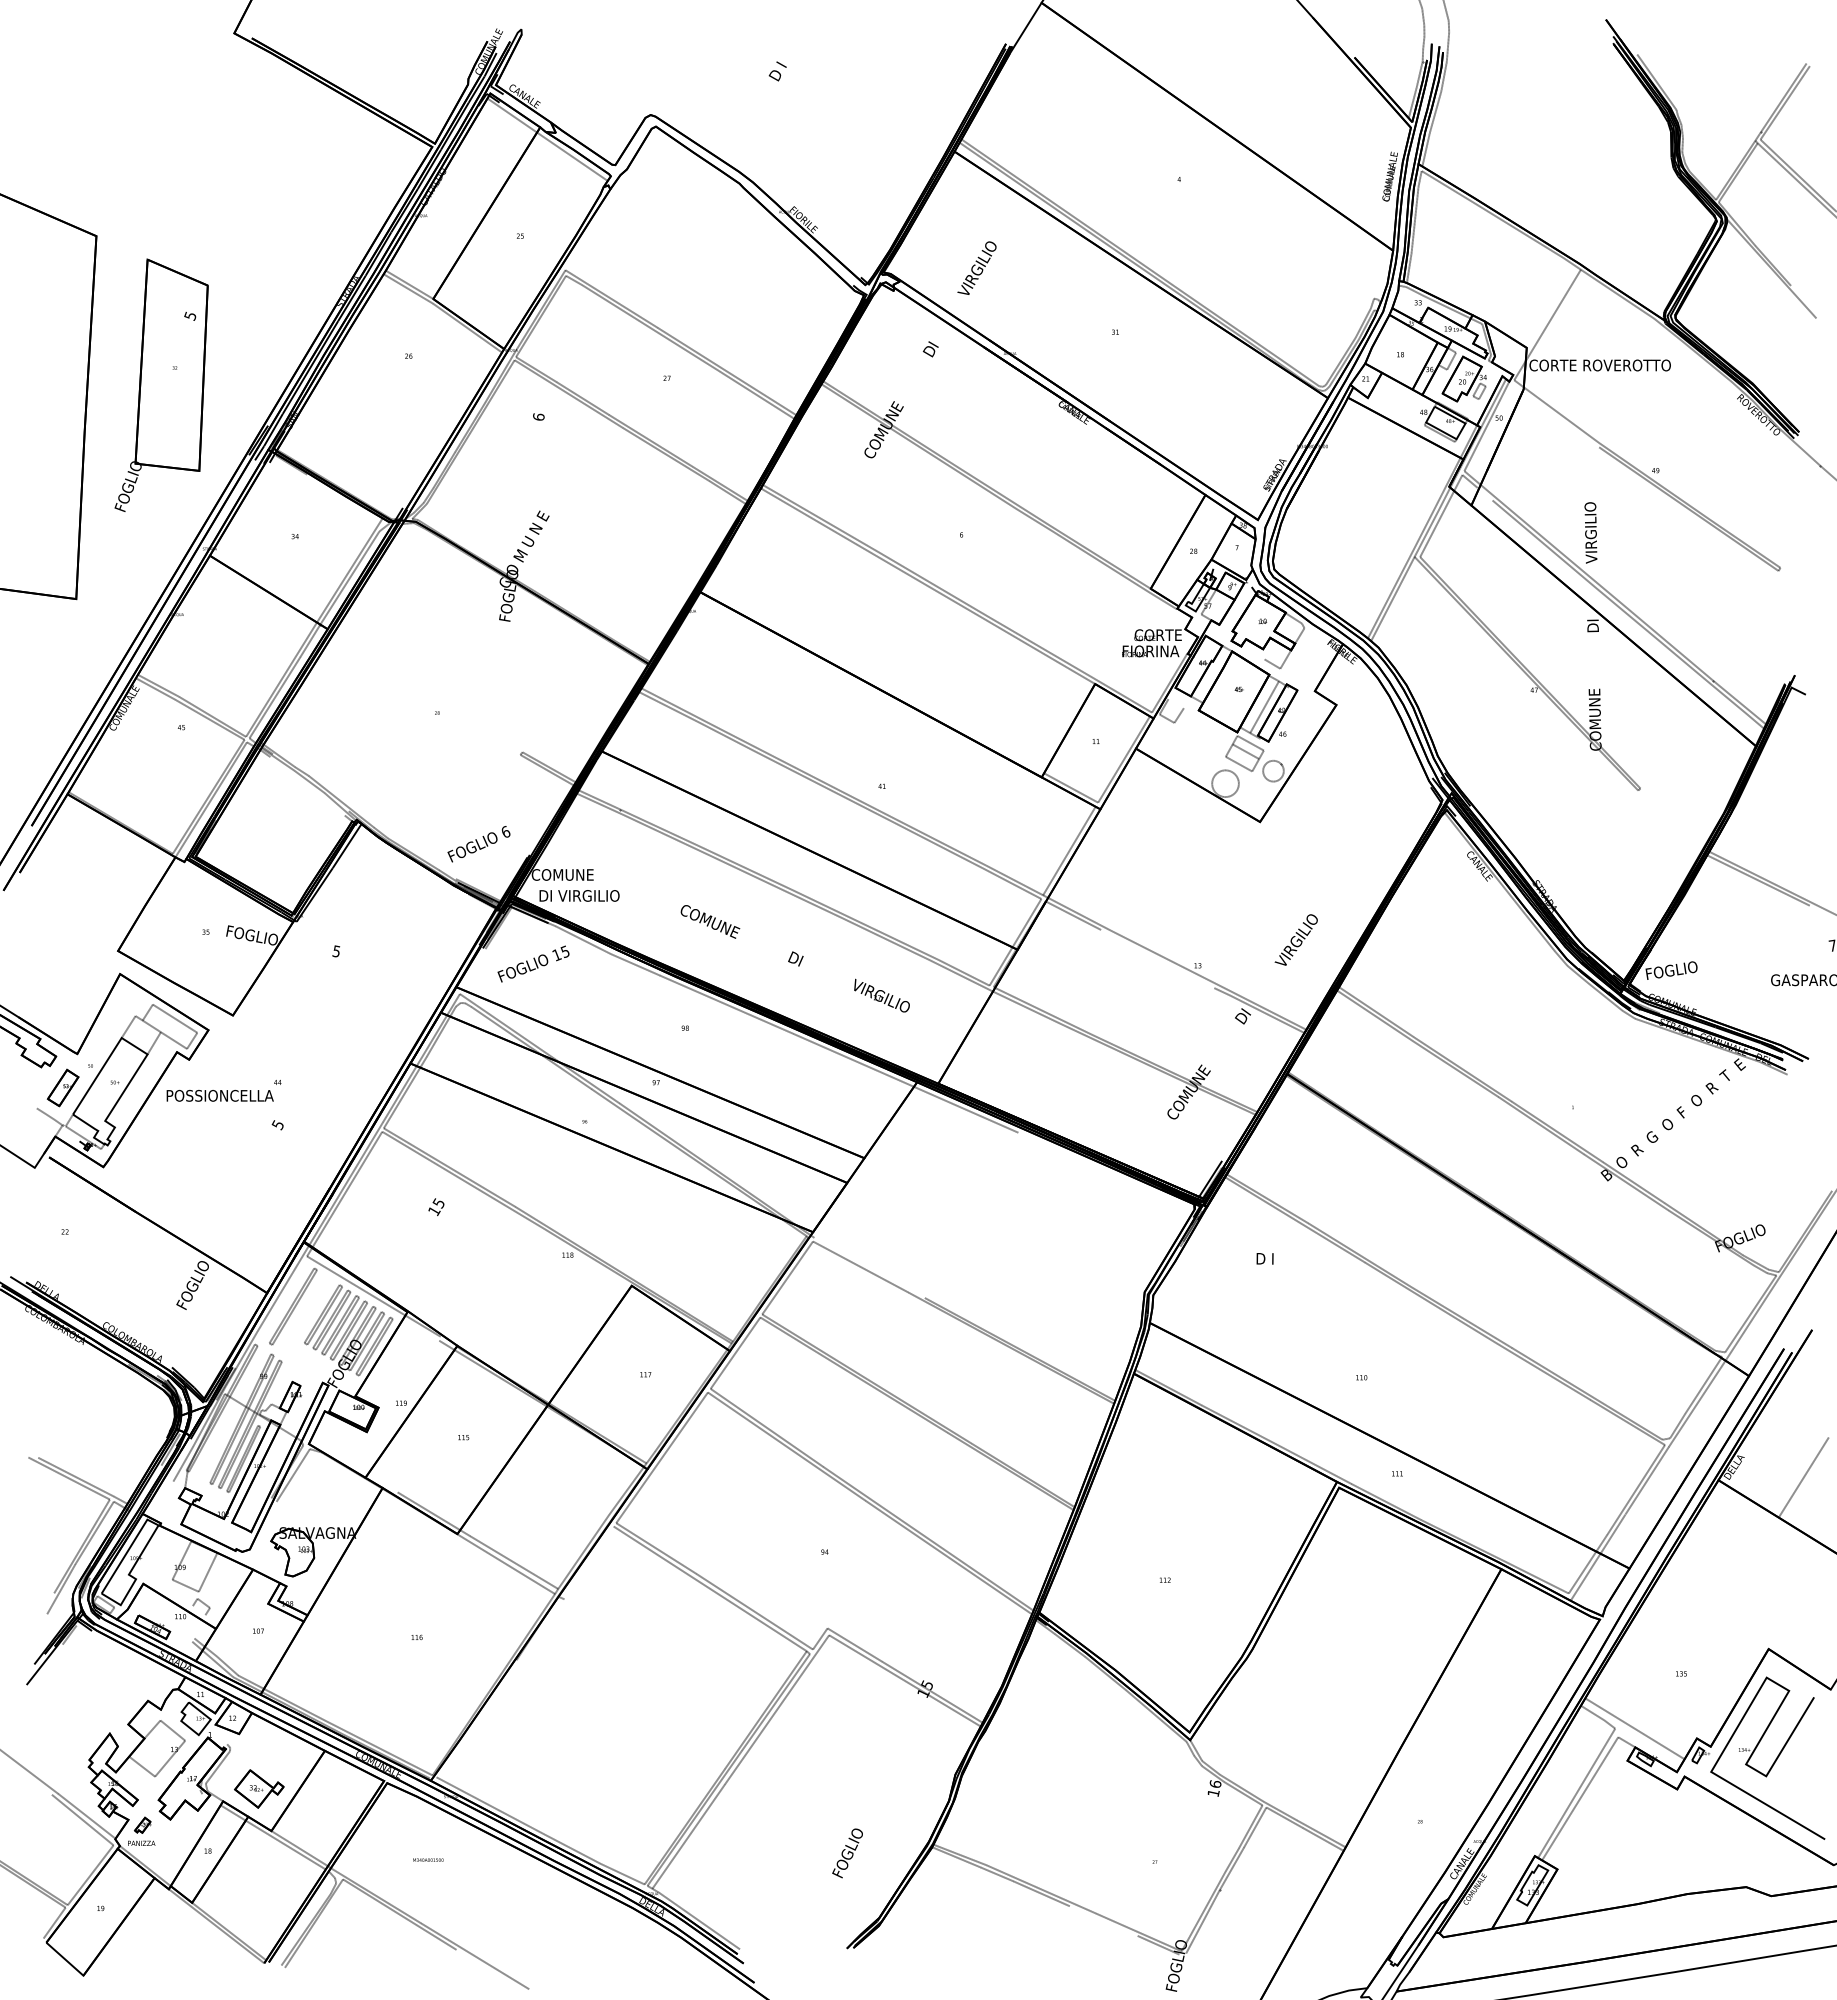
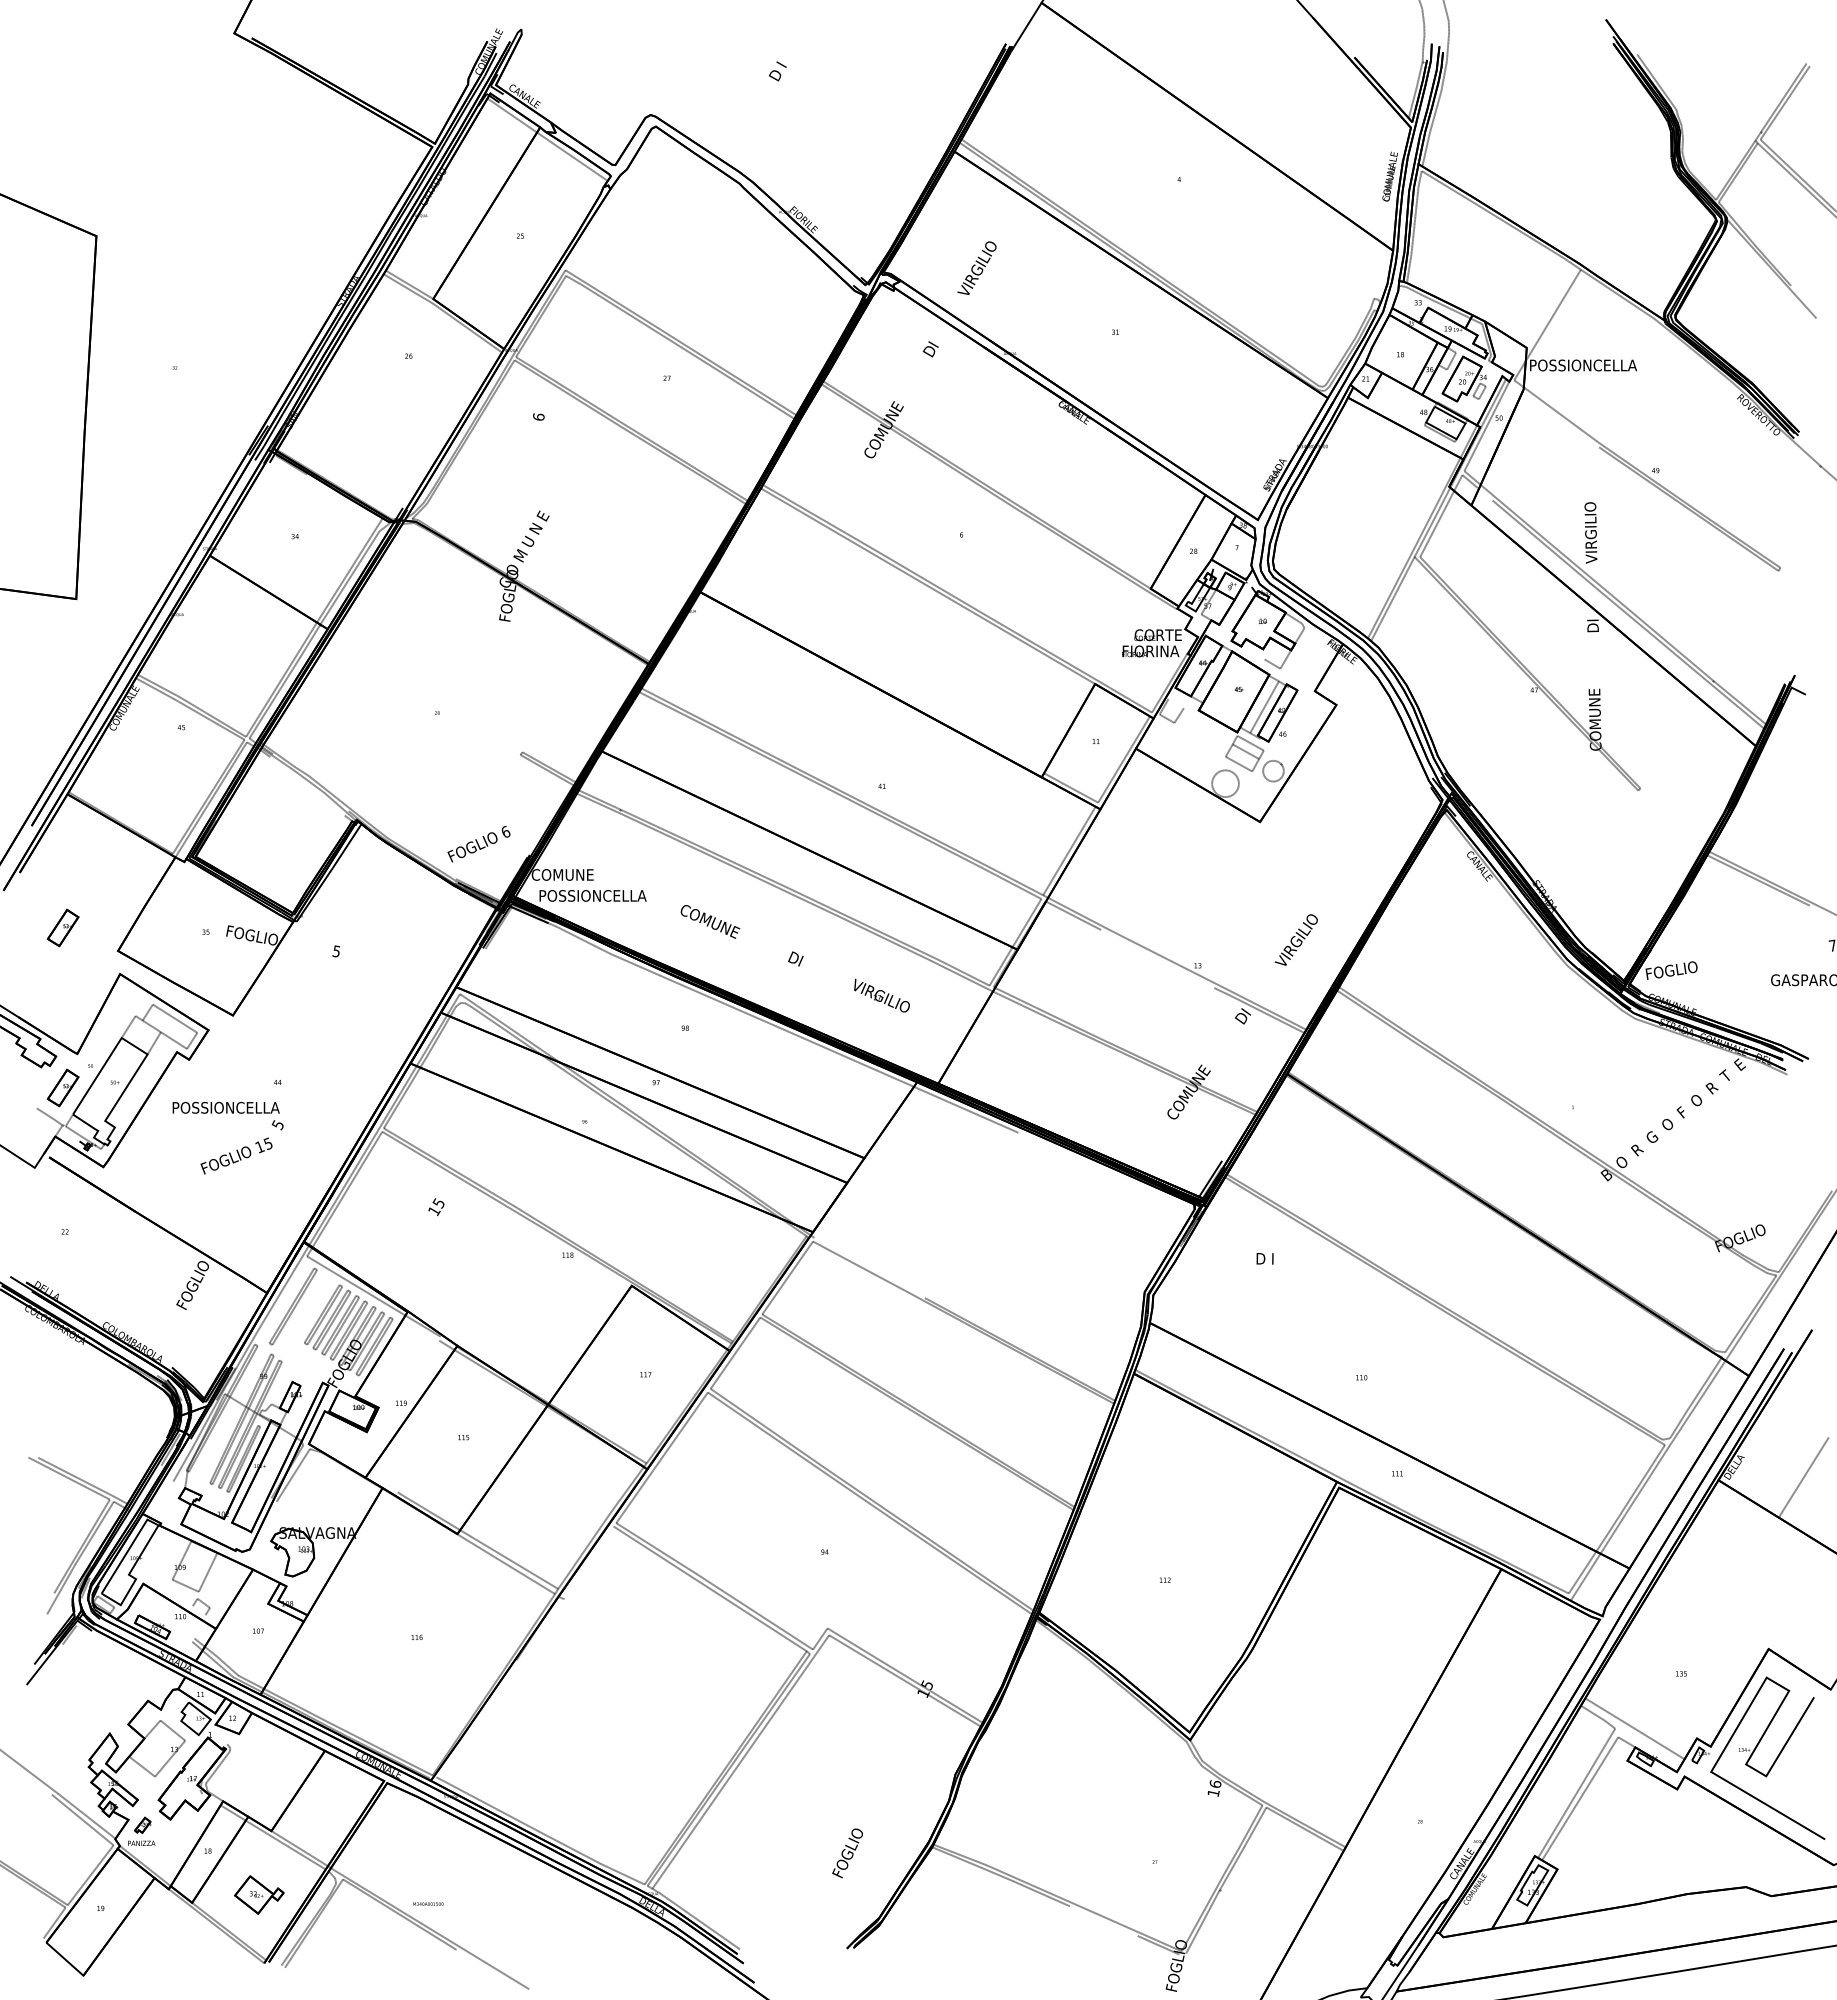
text: CORTE ROVEROTTO -> POSSIONCELLA (1599, 365)
part: present -> none (161, 384)
text: DI VIRGILIO -> POSSIONCELLA (593, 895)
part: none -> present (62, 927)
text position: (533, 963) -> (236, 1155) (236, 1155)
text position: (219, 1095) -> (225, 1107) (225, 1107)
part position: (259, 1788) -> (259, 1894) (259, 1894)
text position: (428, 1859) -> (428, 1903) (428, 1903)
